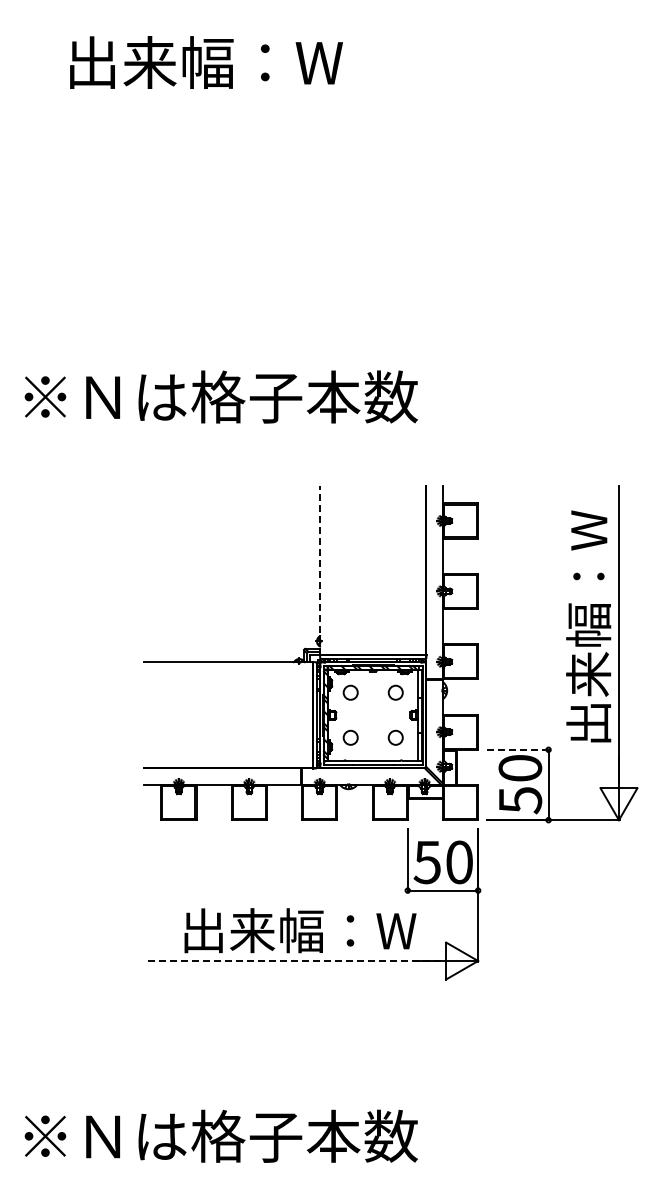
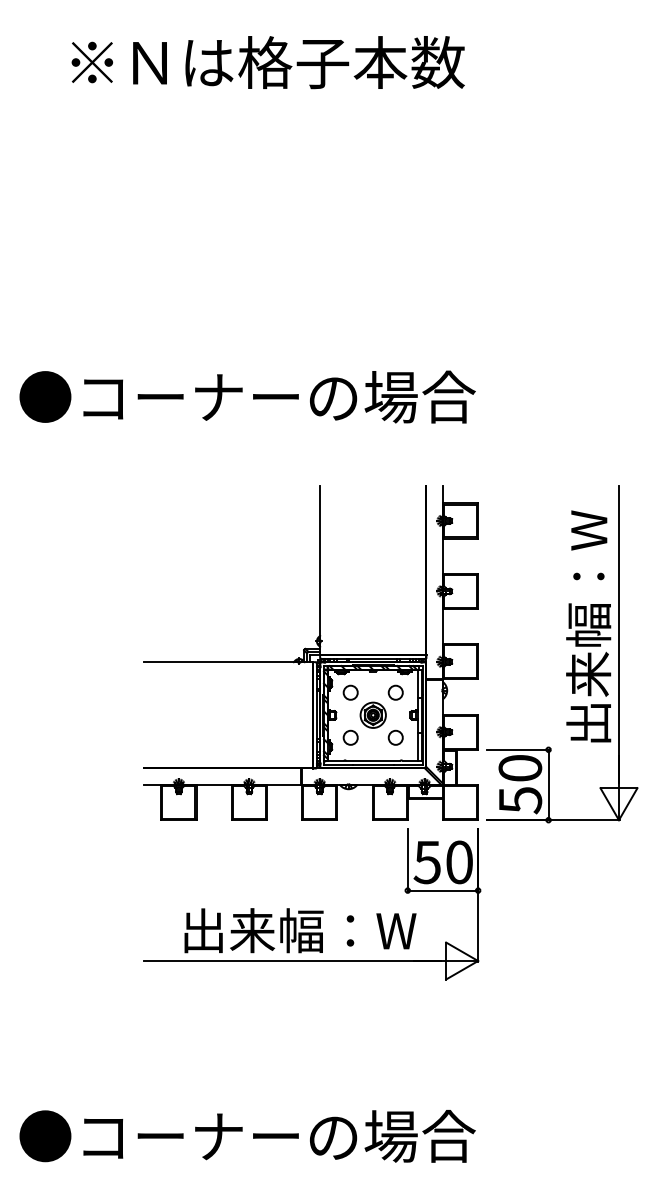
text: 出来幅：W -> ※Ｎは格子本数 (267, 62)
text: ※Ｎは格子本数 -> ●コーナーの場合 (247, 396)
line: dashed -> solid (320, 570)
part: none -> present (372, 714)
line: dashed -> solid (518, 749)
line: dashed -> solid (292, 961)
text: ※Ｎは格子本数 -> ●コーナーの場合 (247, 1135)
